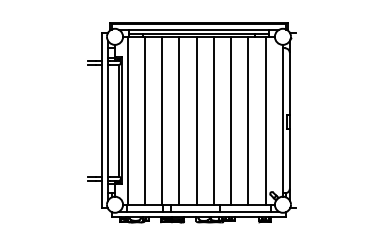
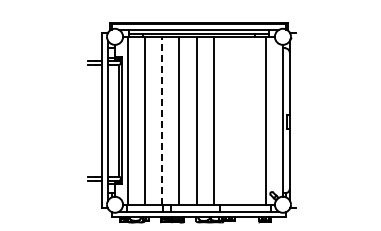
line: solid -> dashed (162, 120)
line: present -> none (231, 120)
line: present -> none (248, 120)
